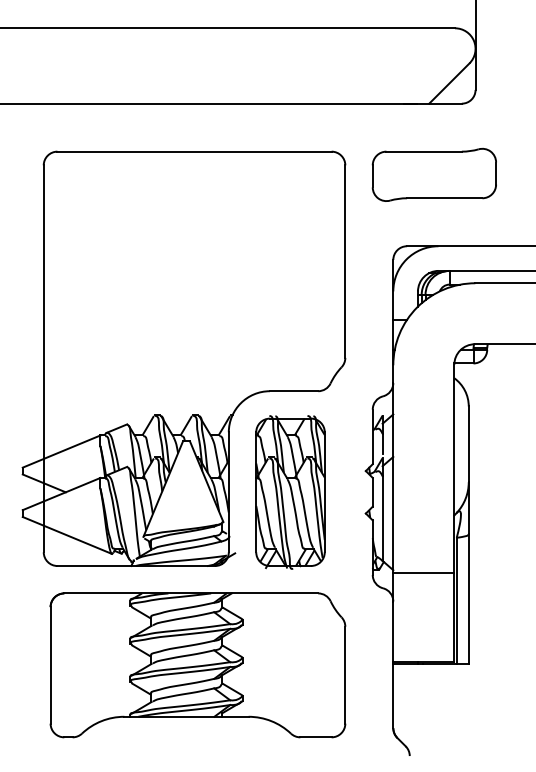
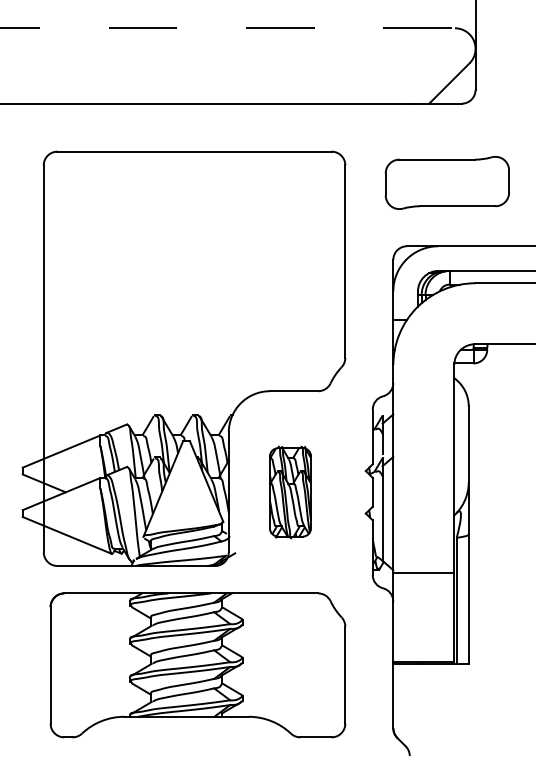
line: solid -> dashed (228, 28)
part position: (433, 174) -> (446, 182) (446, 182)
part size: 71x155 px -> 43x95 px (290, 492)
